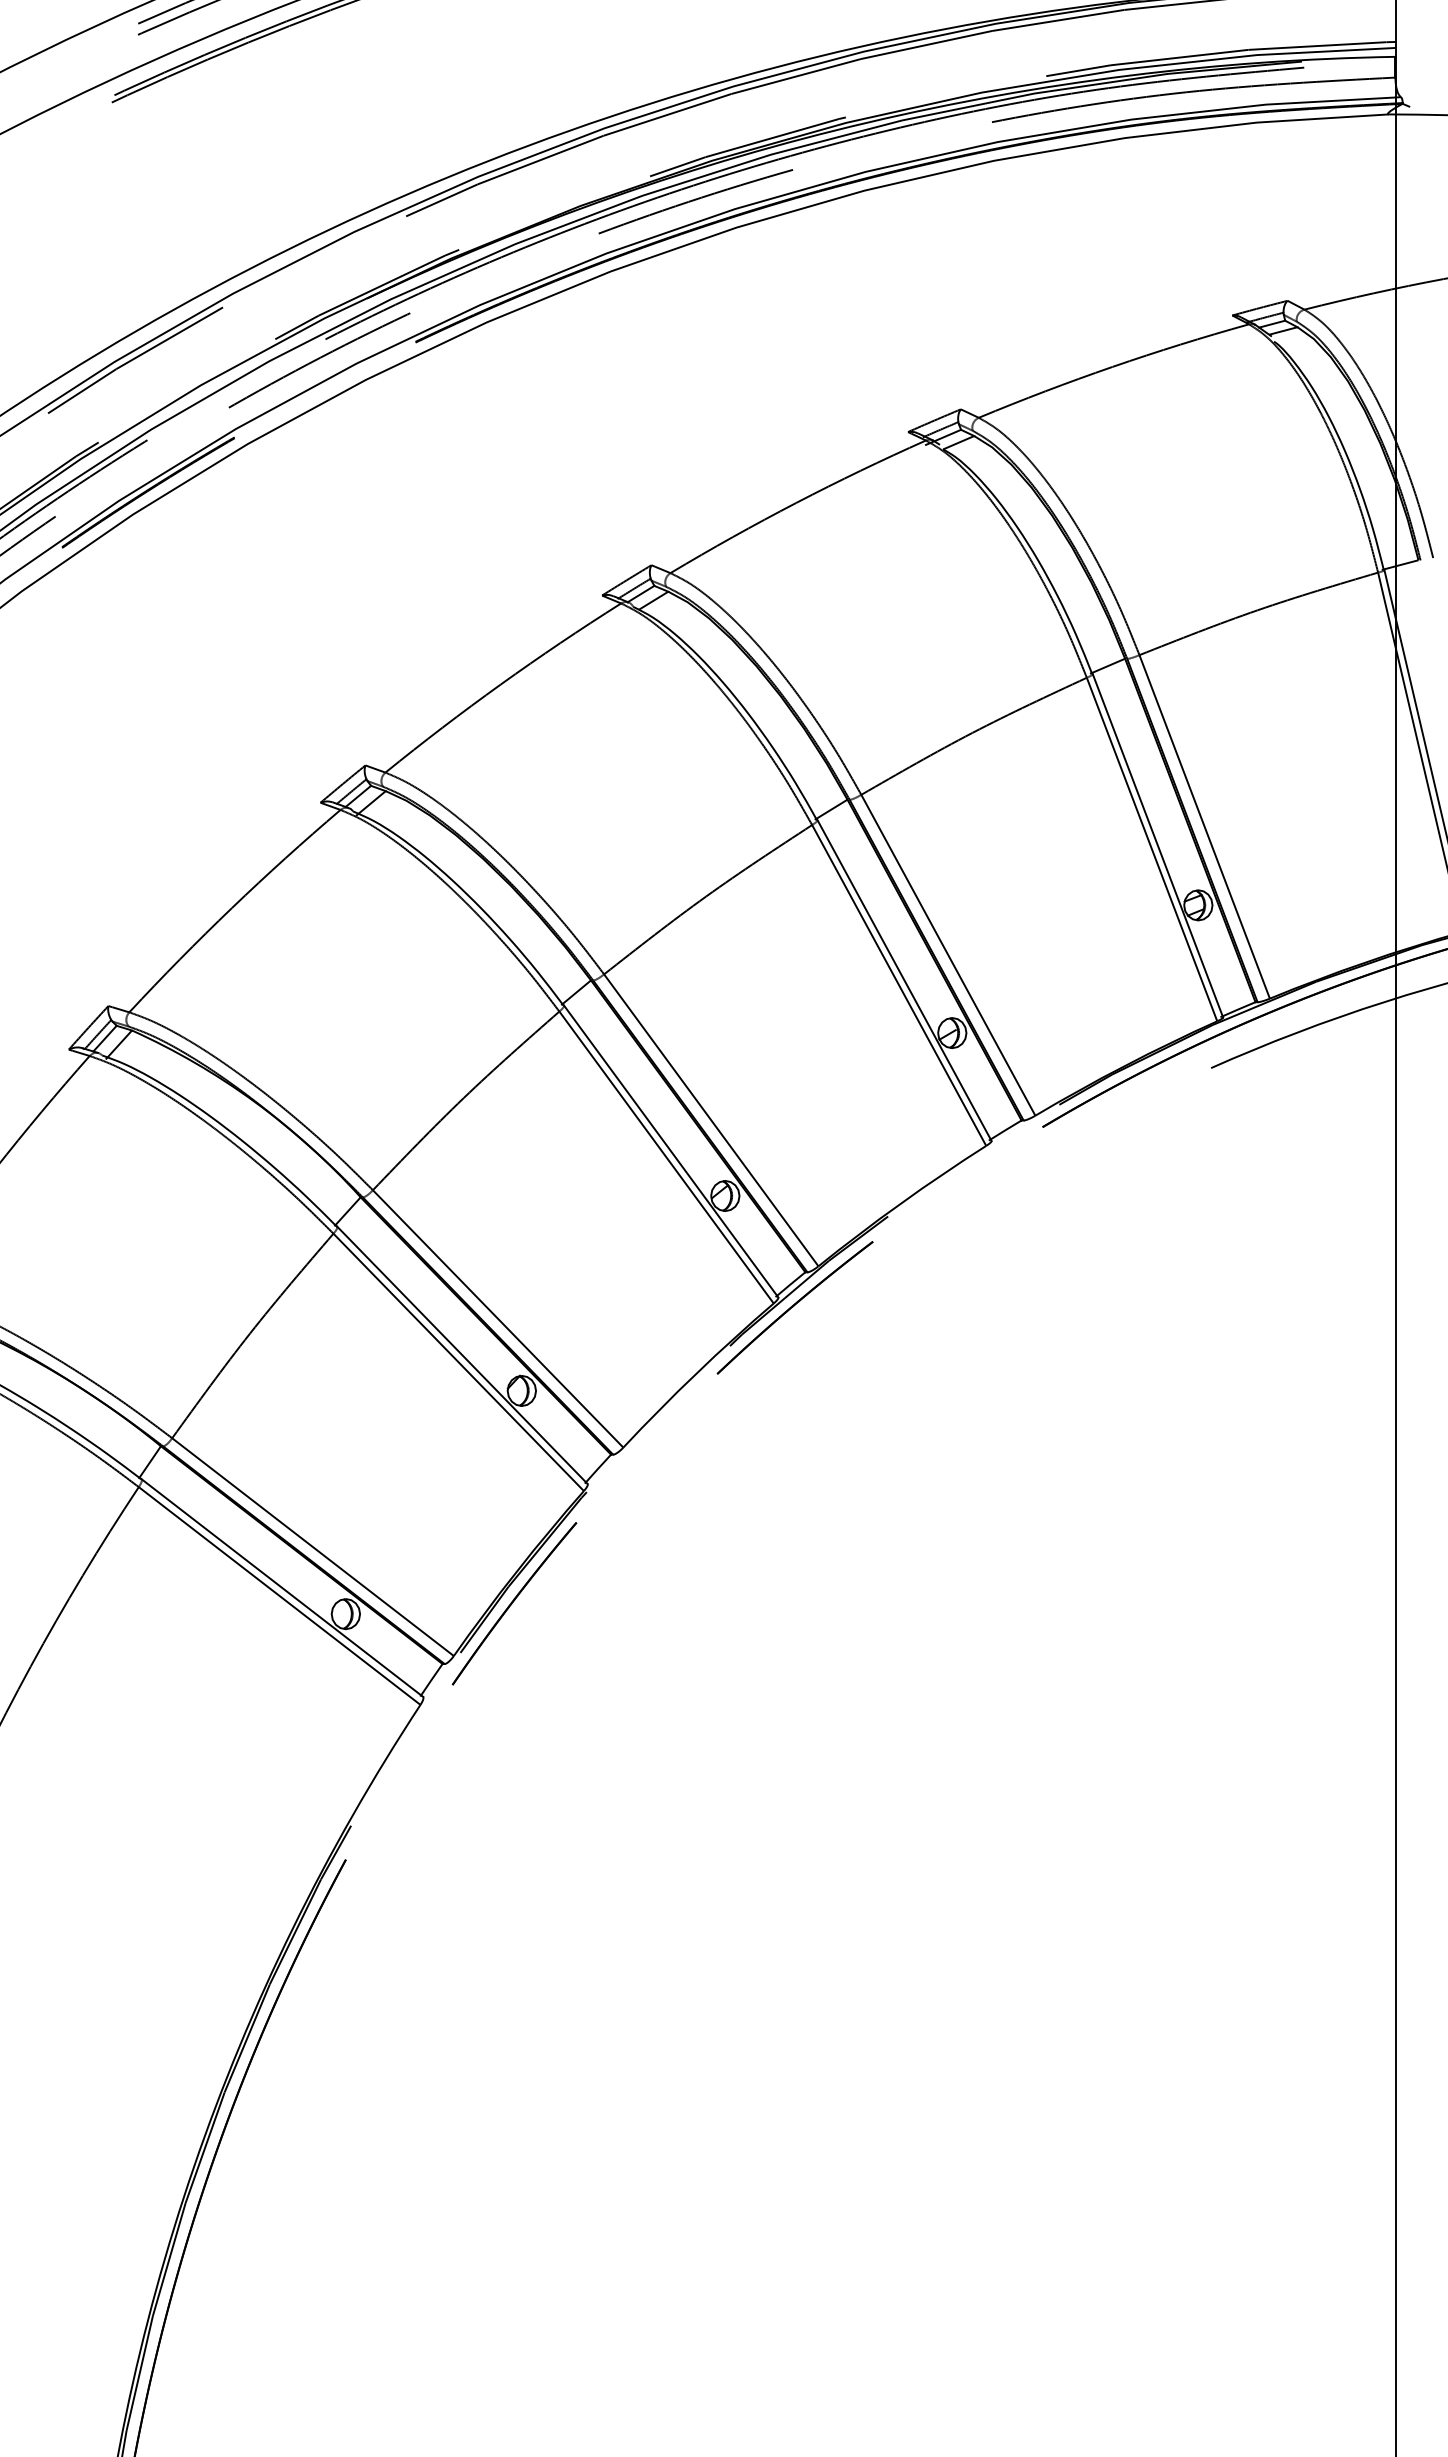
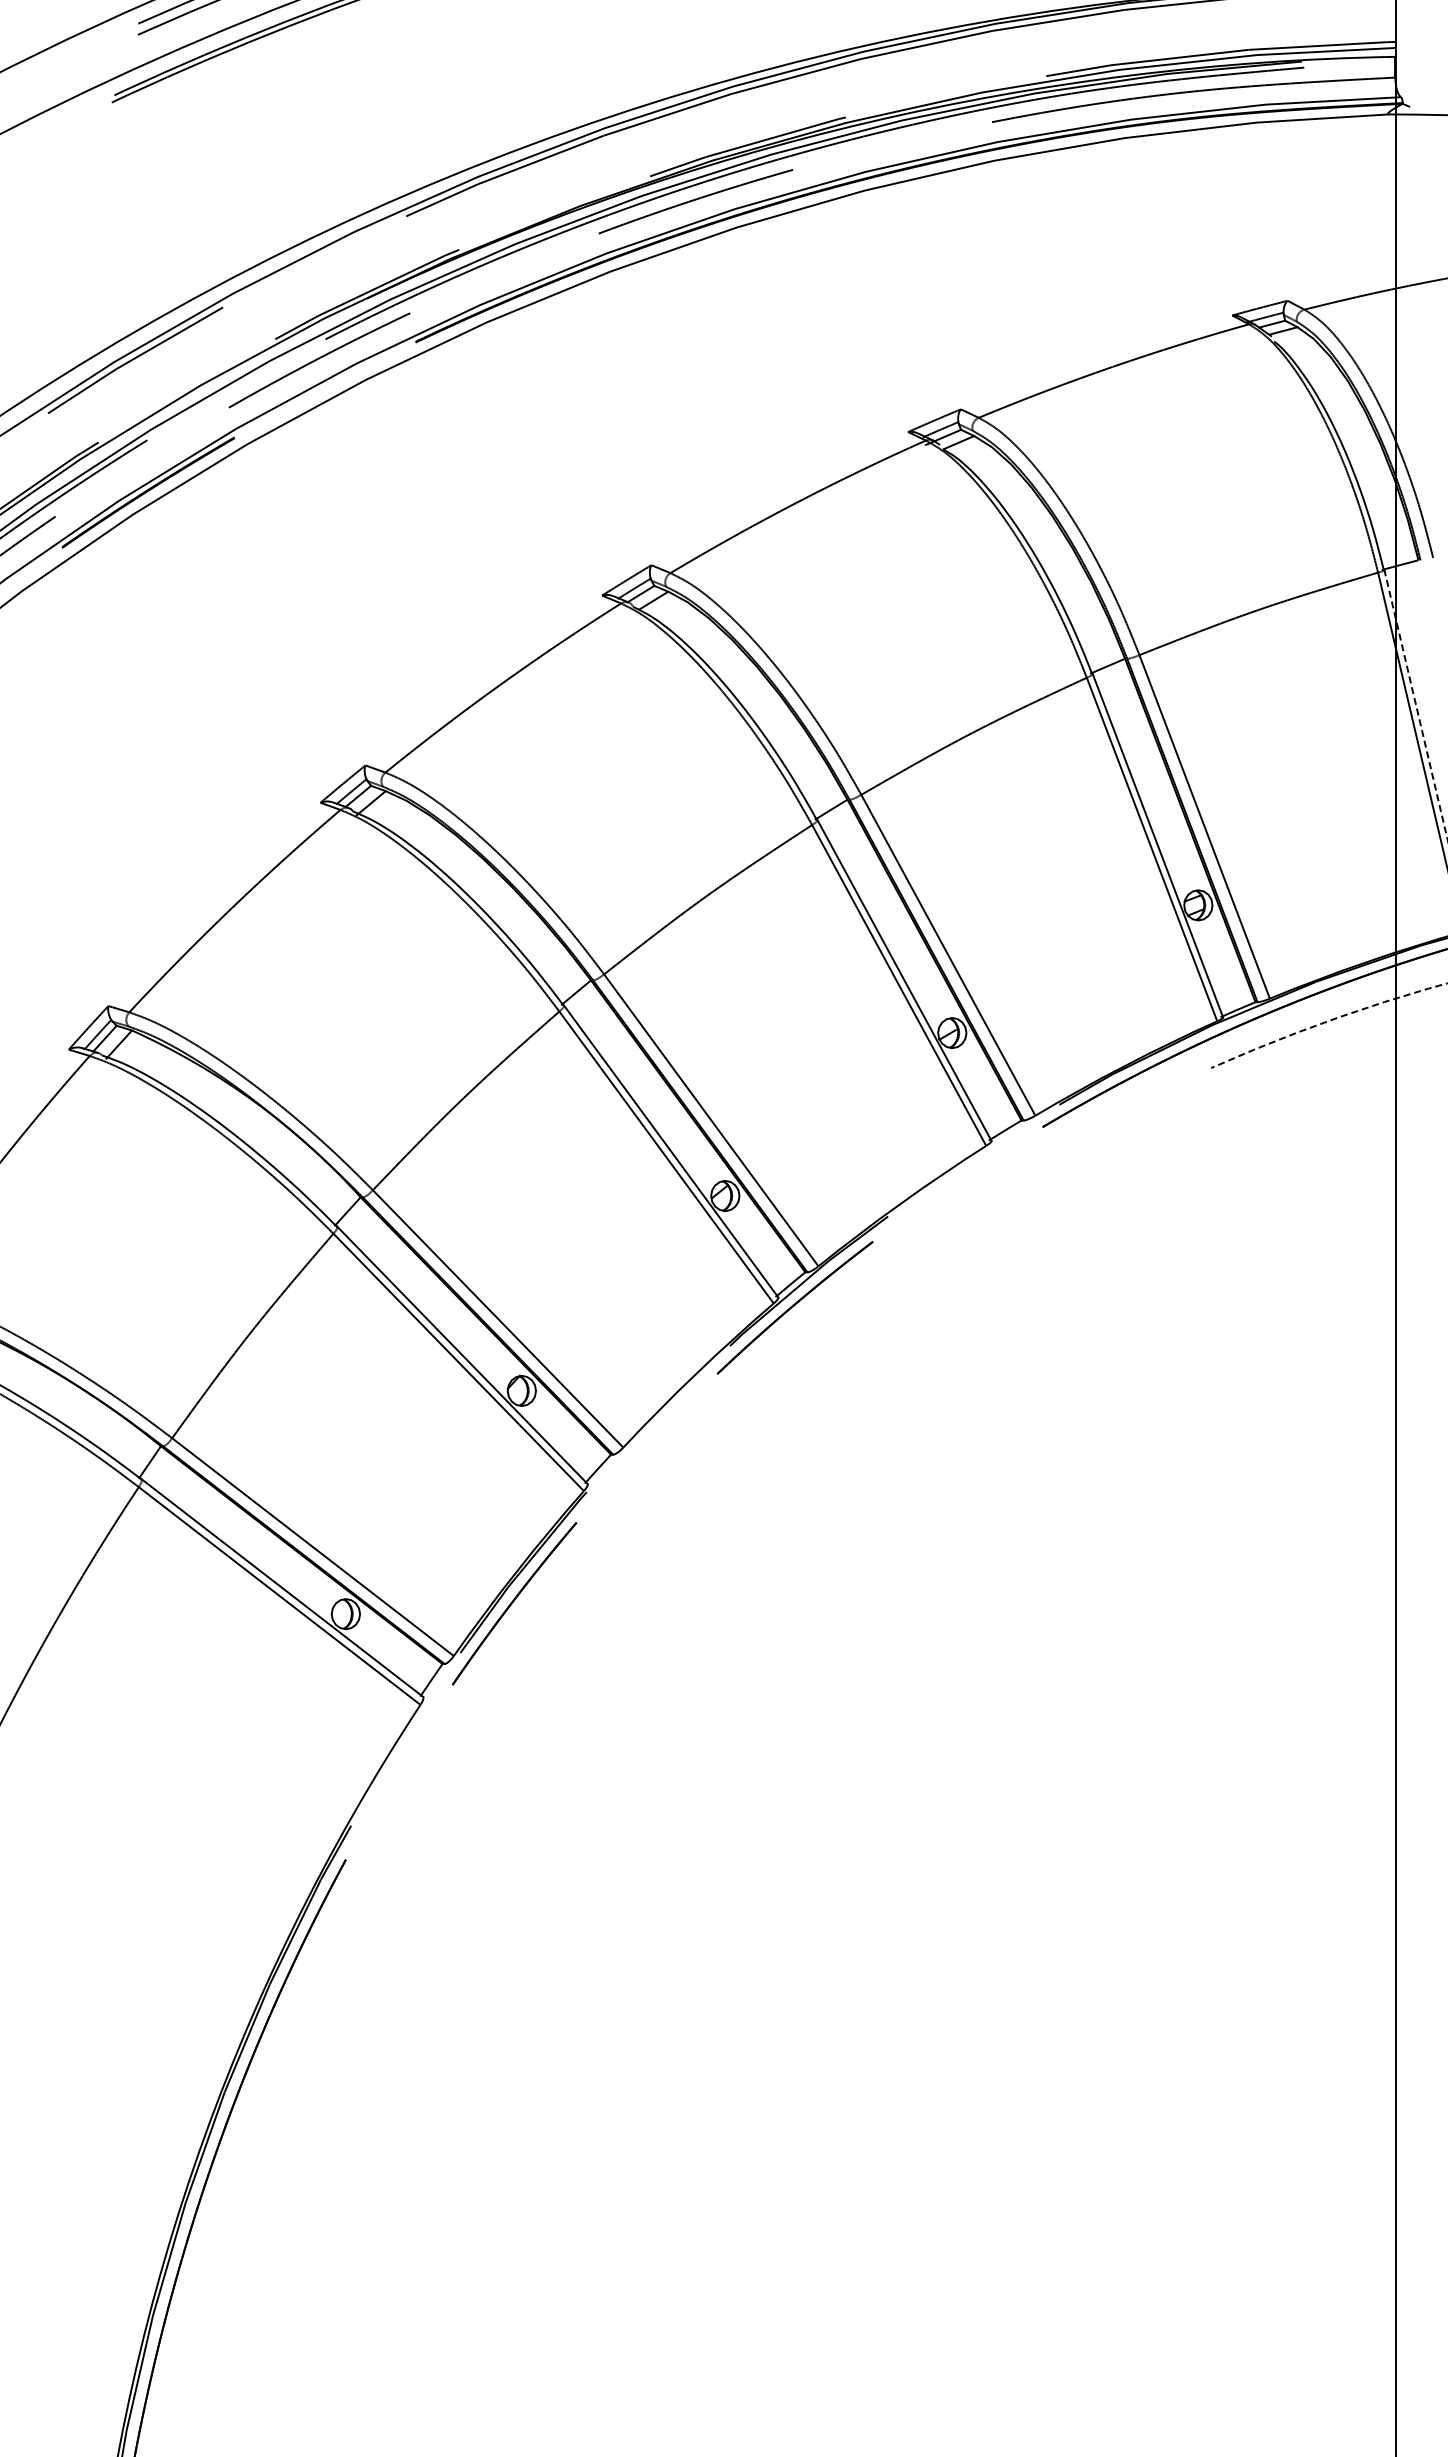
line: solid -> dashed (1416, 705)
arc: solid -> dashed (1327, 1021)
